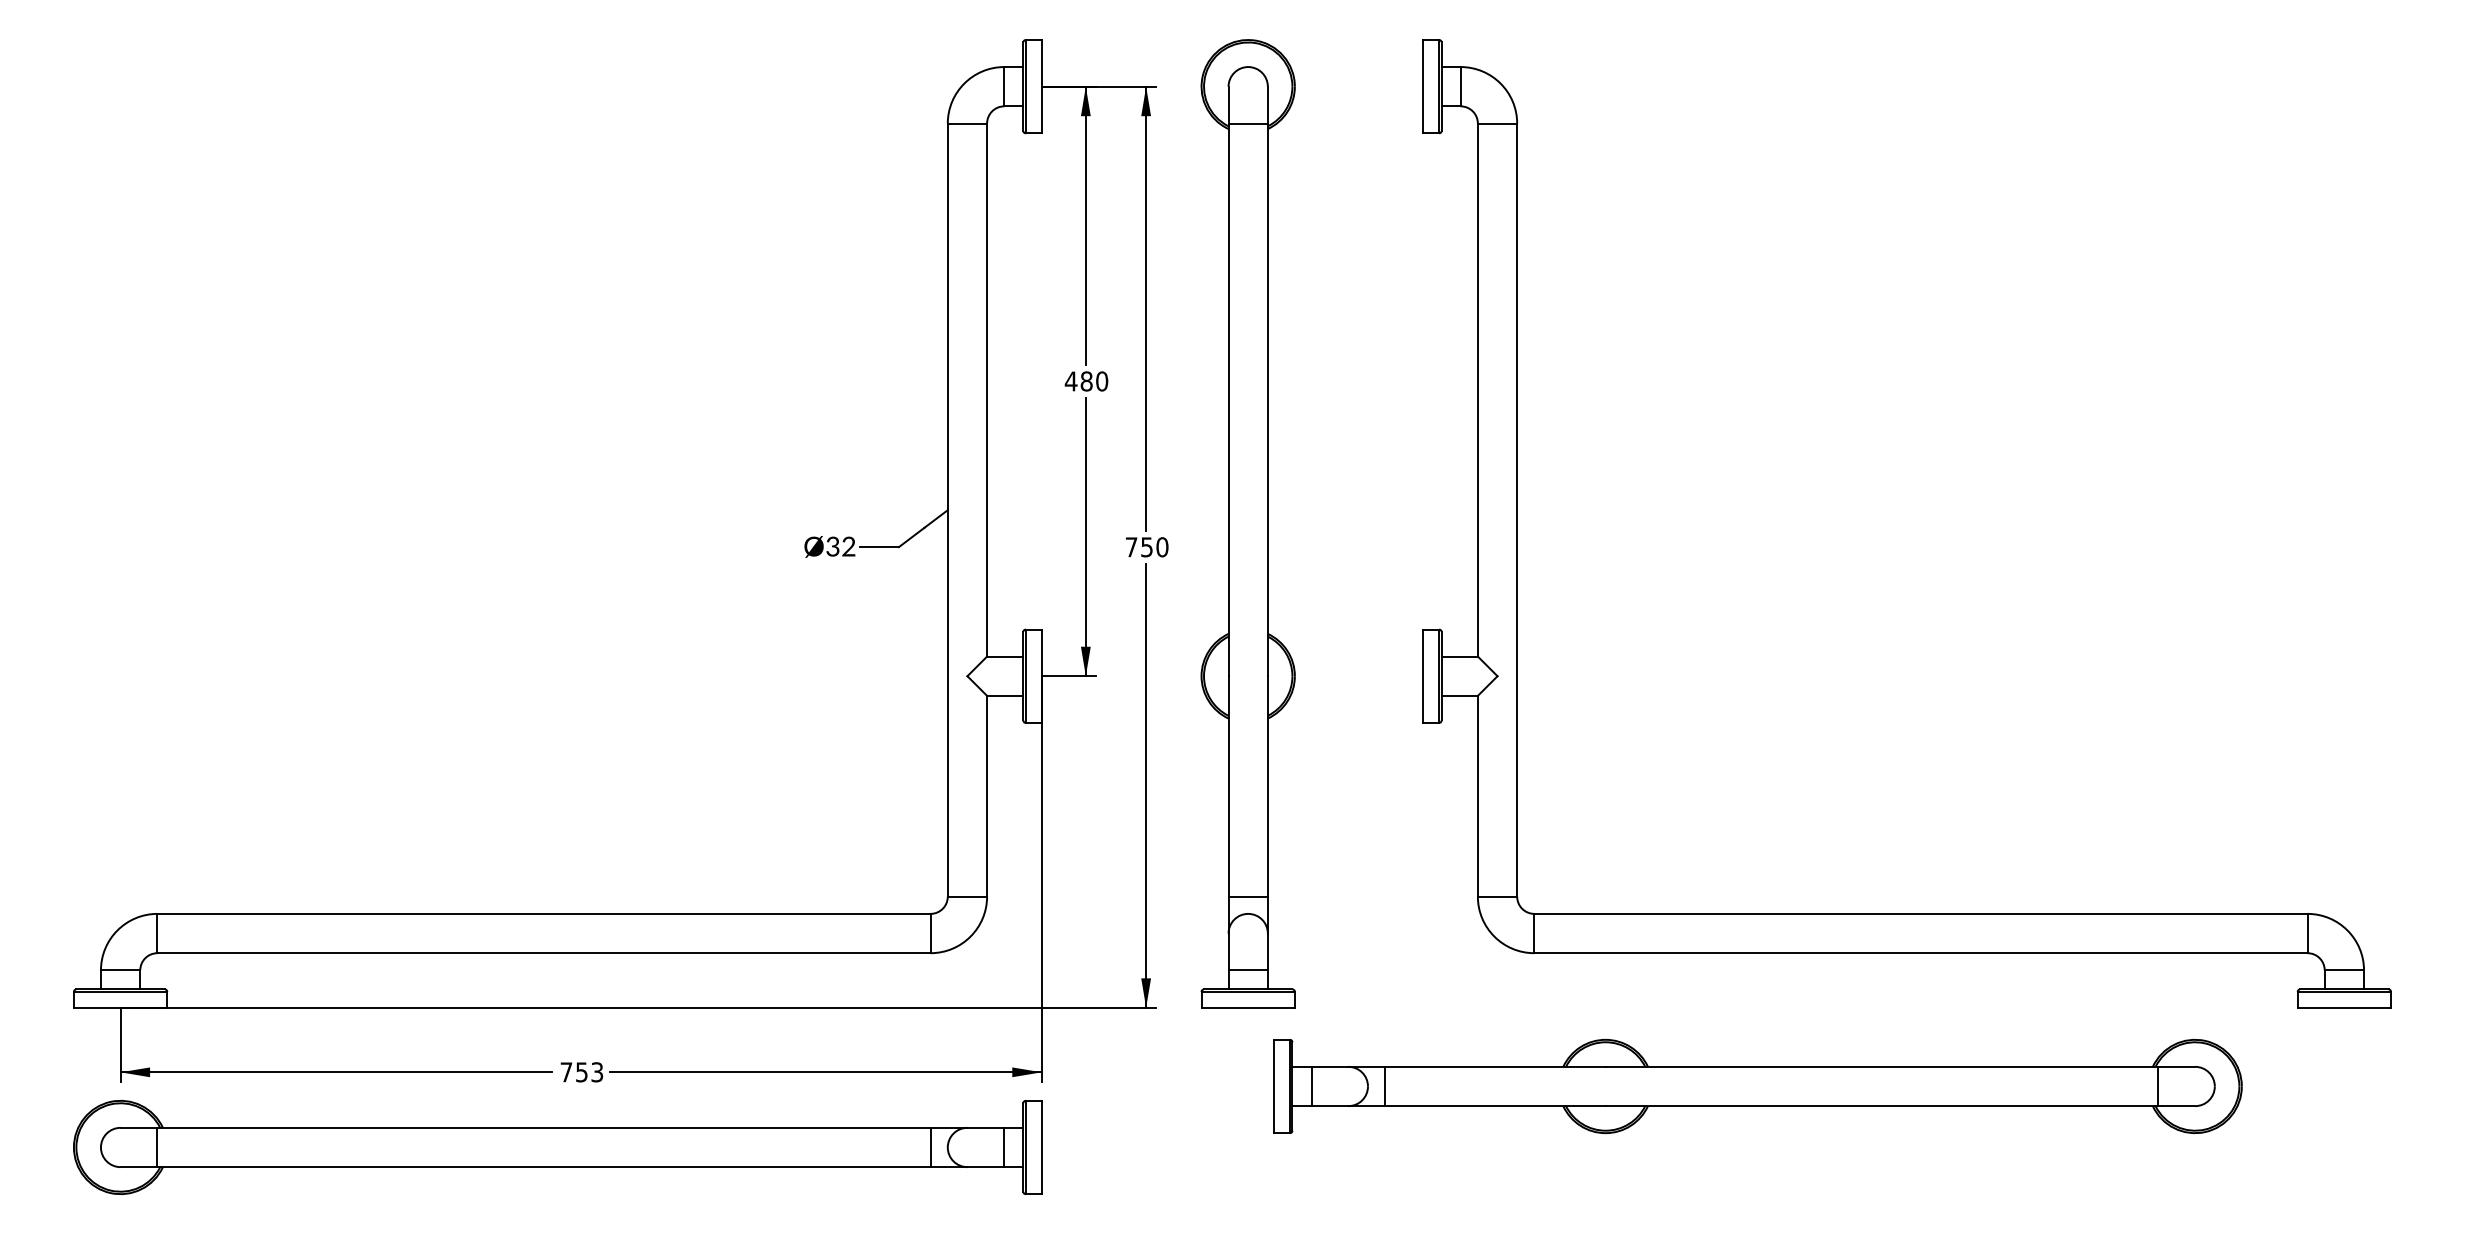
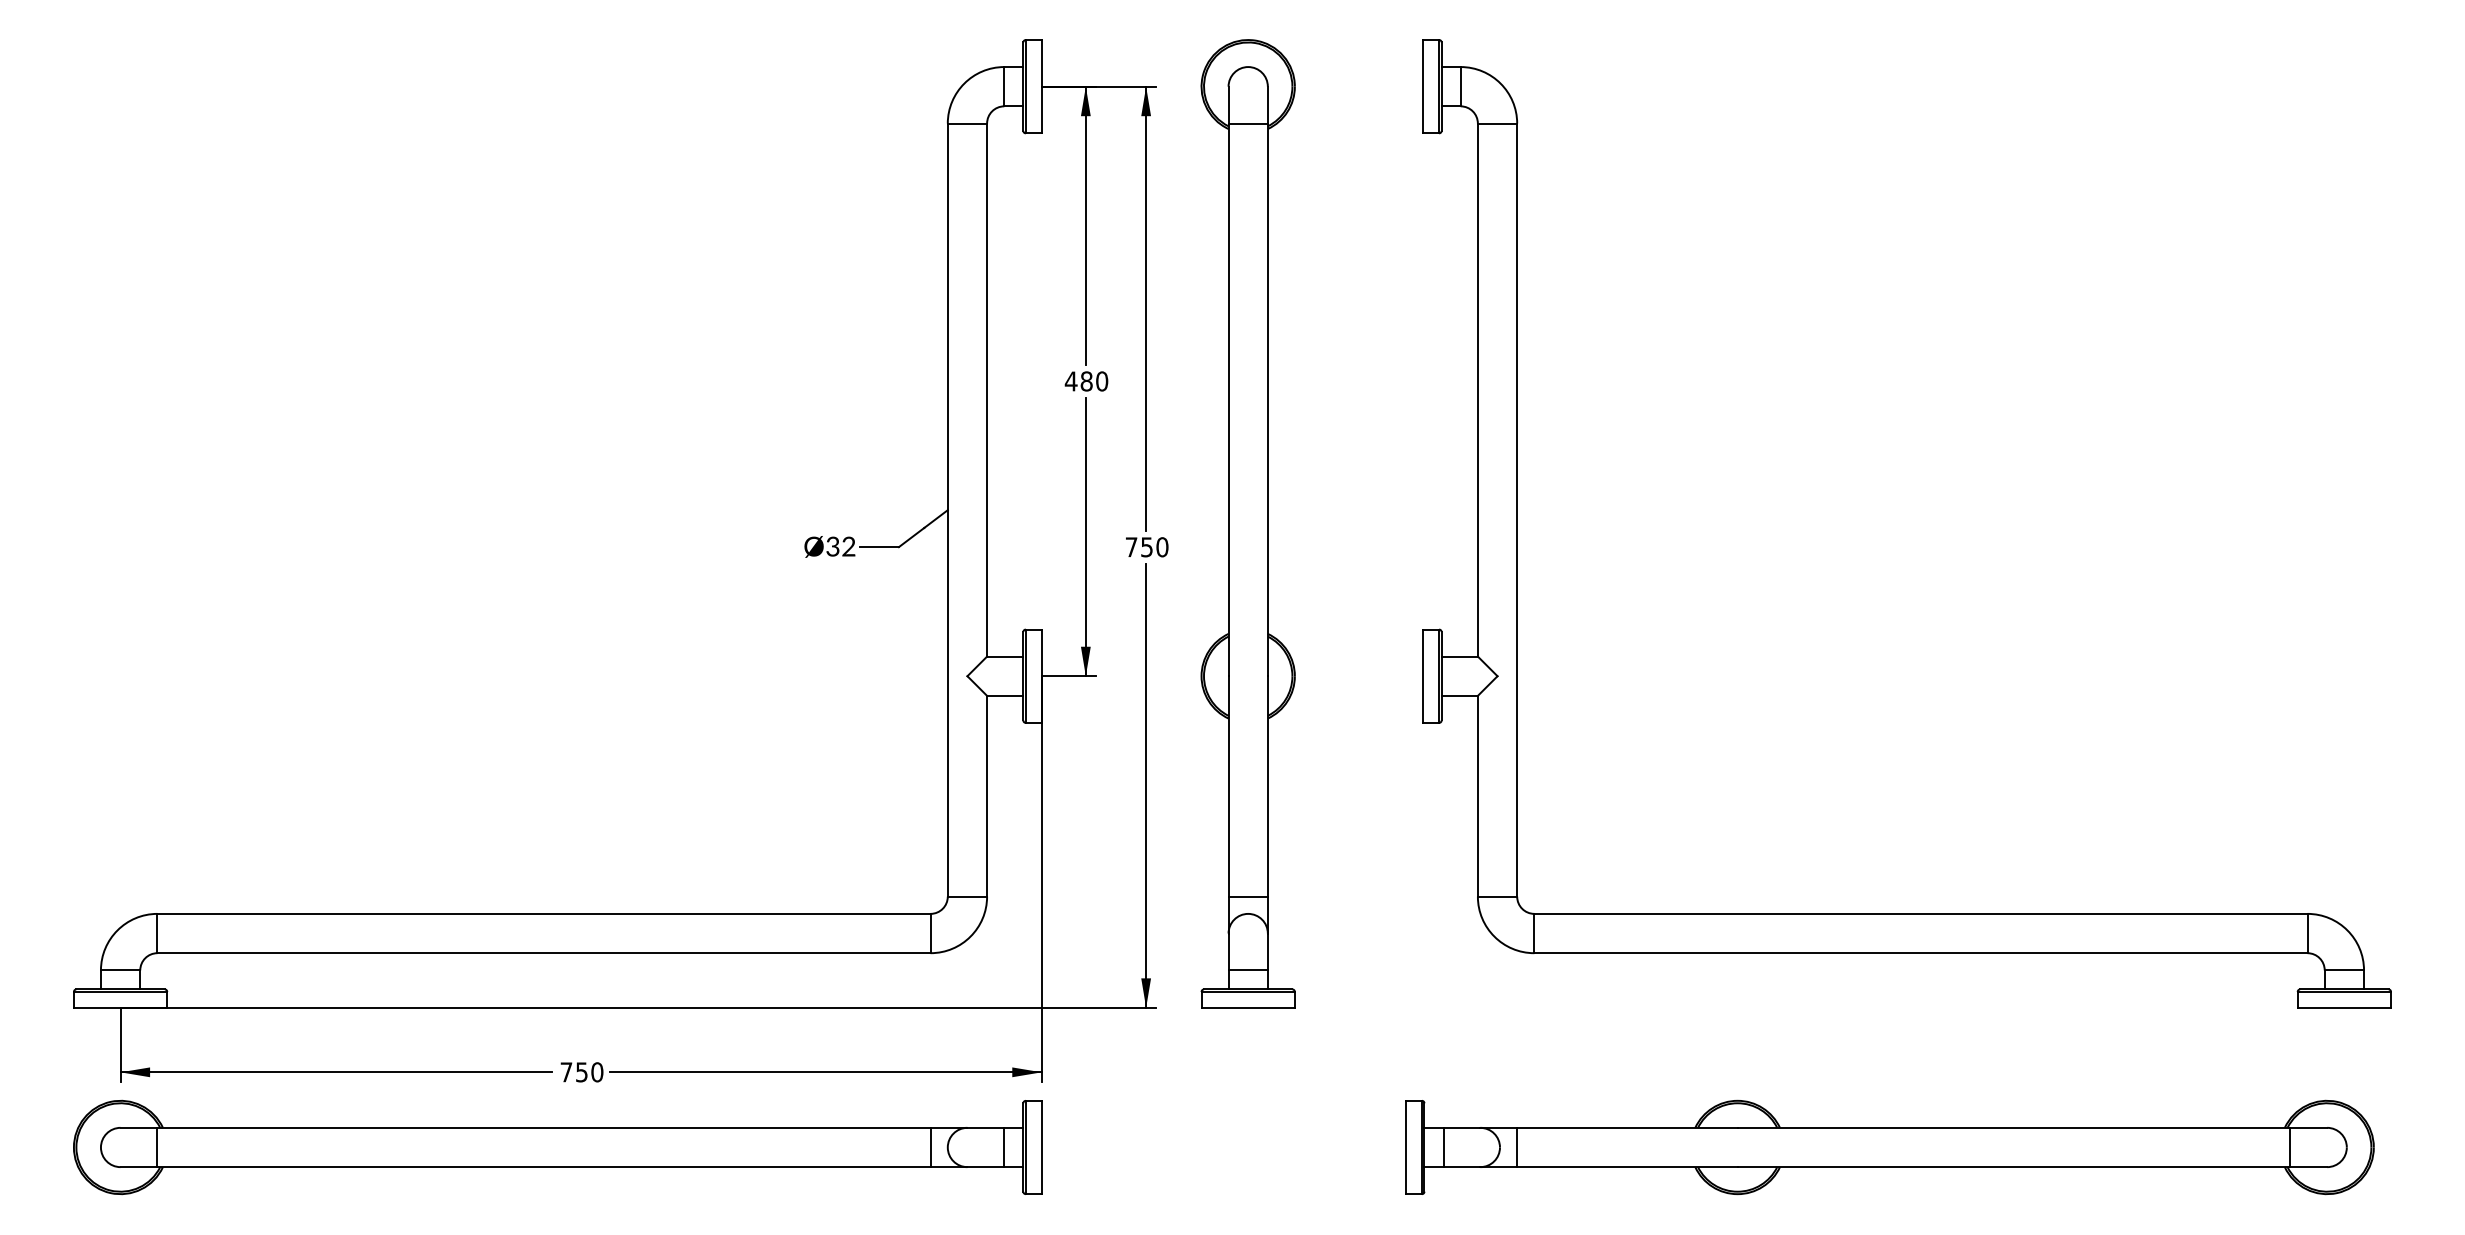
text: 753 -> 750 (597, 1072)
part position: (1757, 1086) -> (1889, 1147) (1889, 1147)
